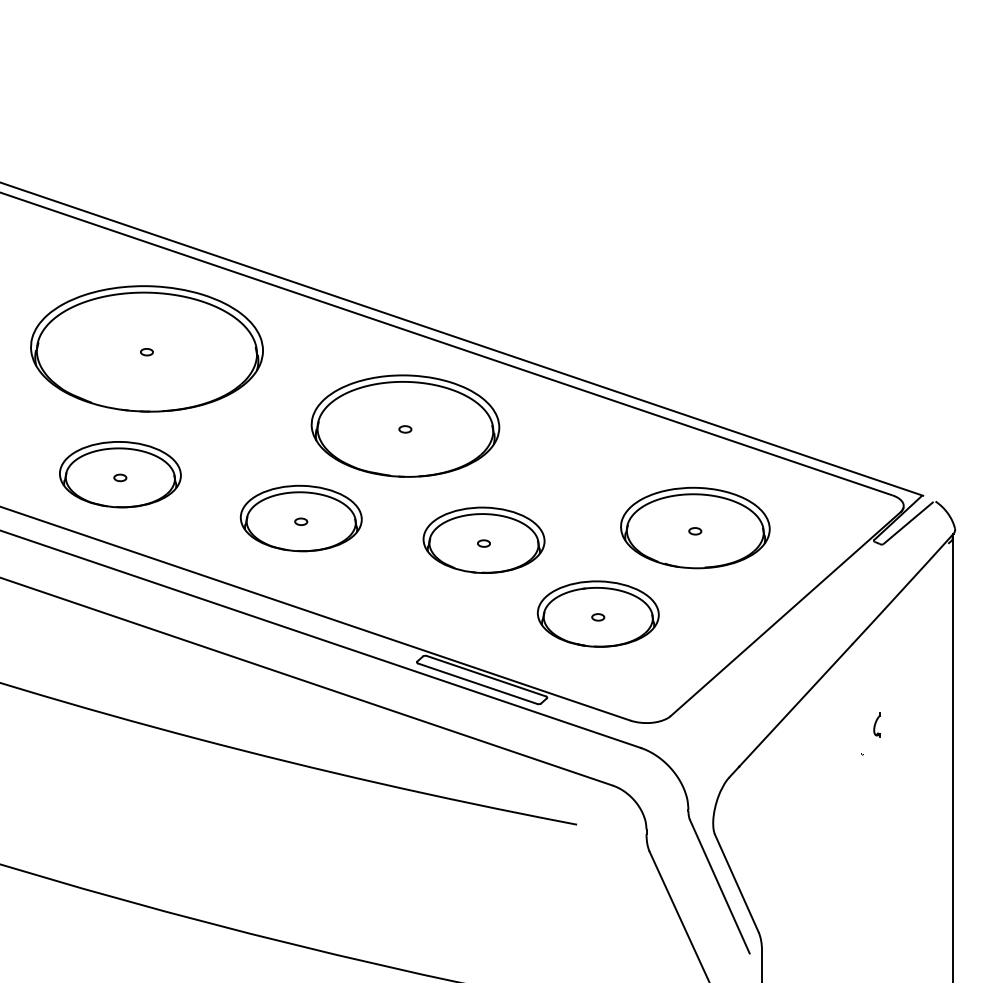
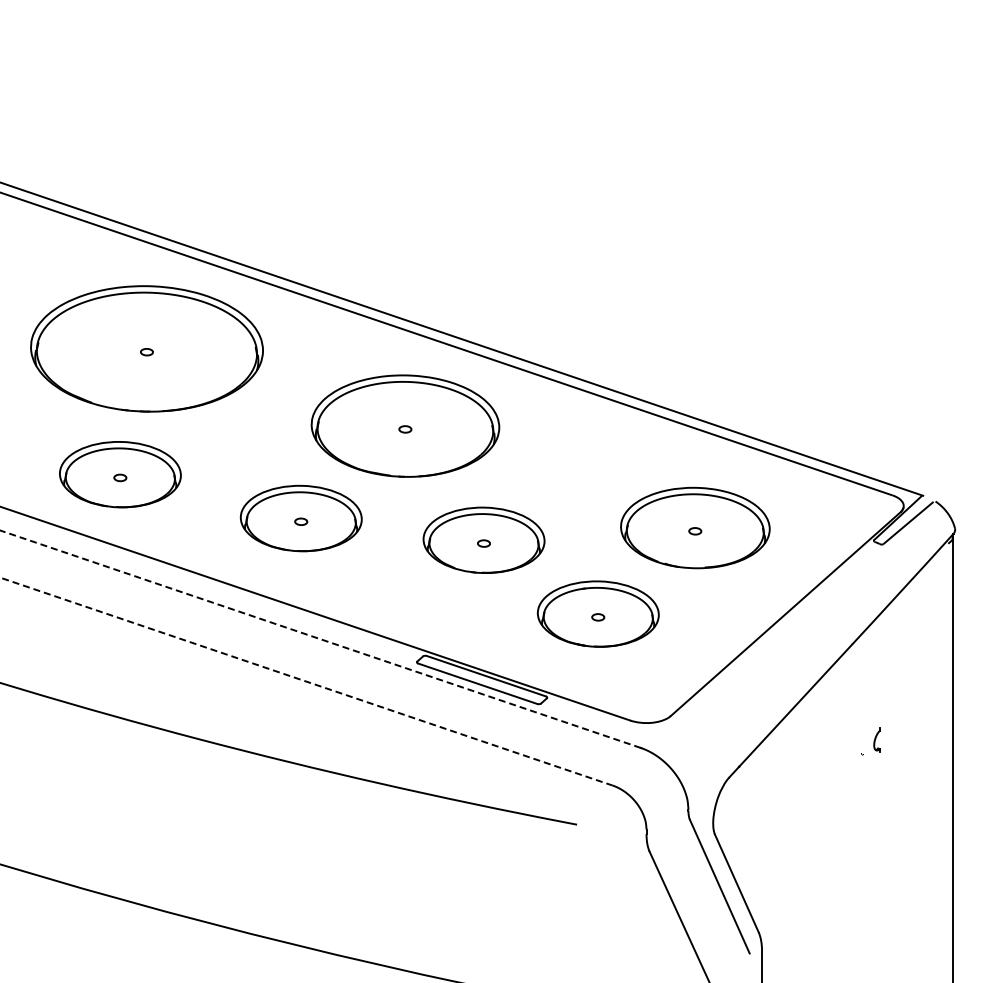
line: solid -> dashed (320, 639)
line: solid -> dashed (306, 681)
part position: (876, 724) -> (876, 739) (876, 739)
